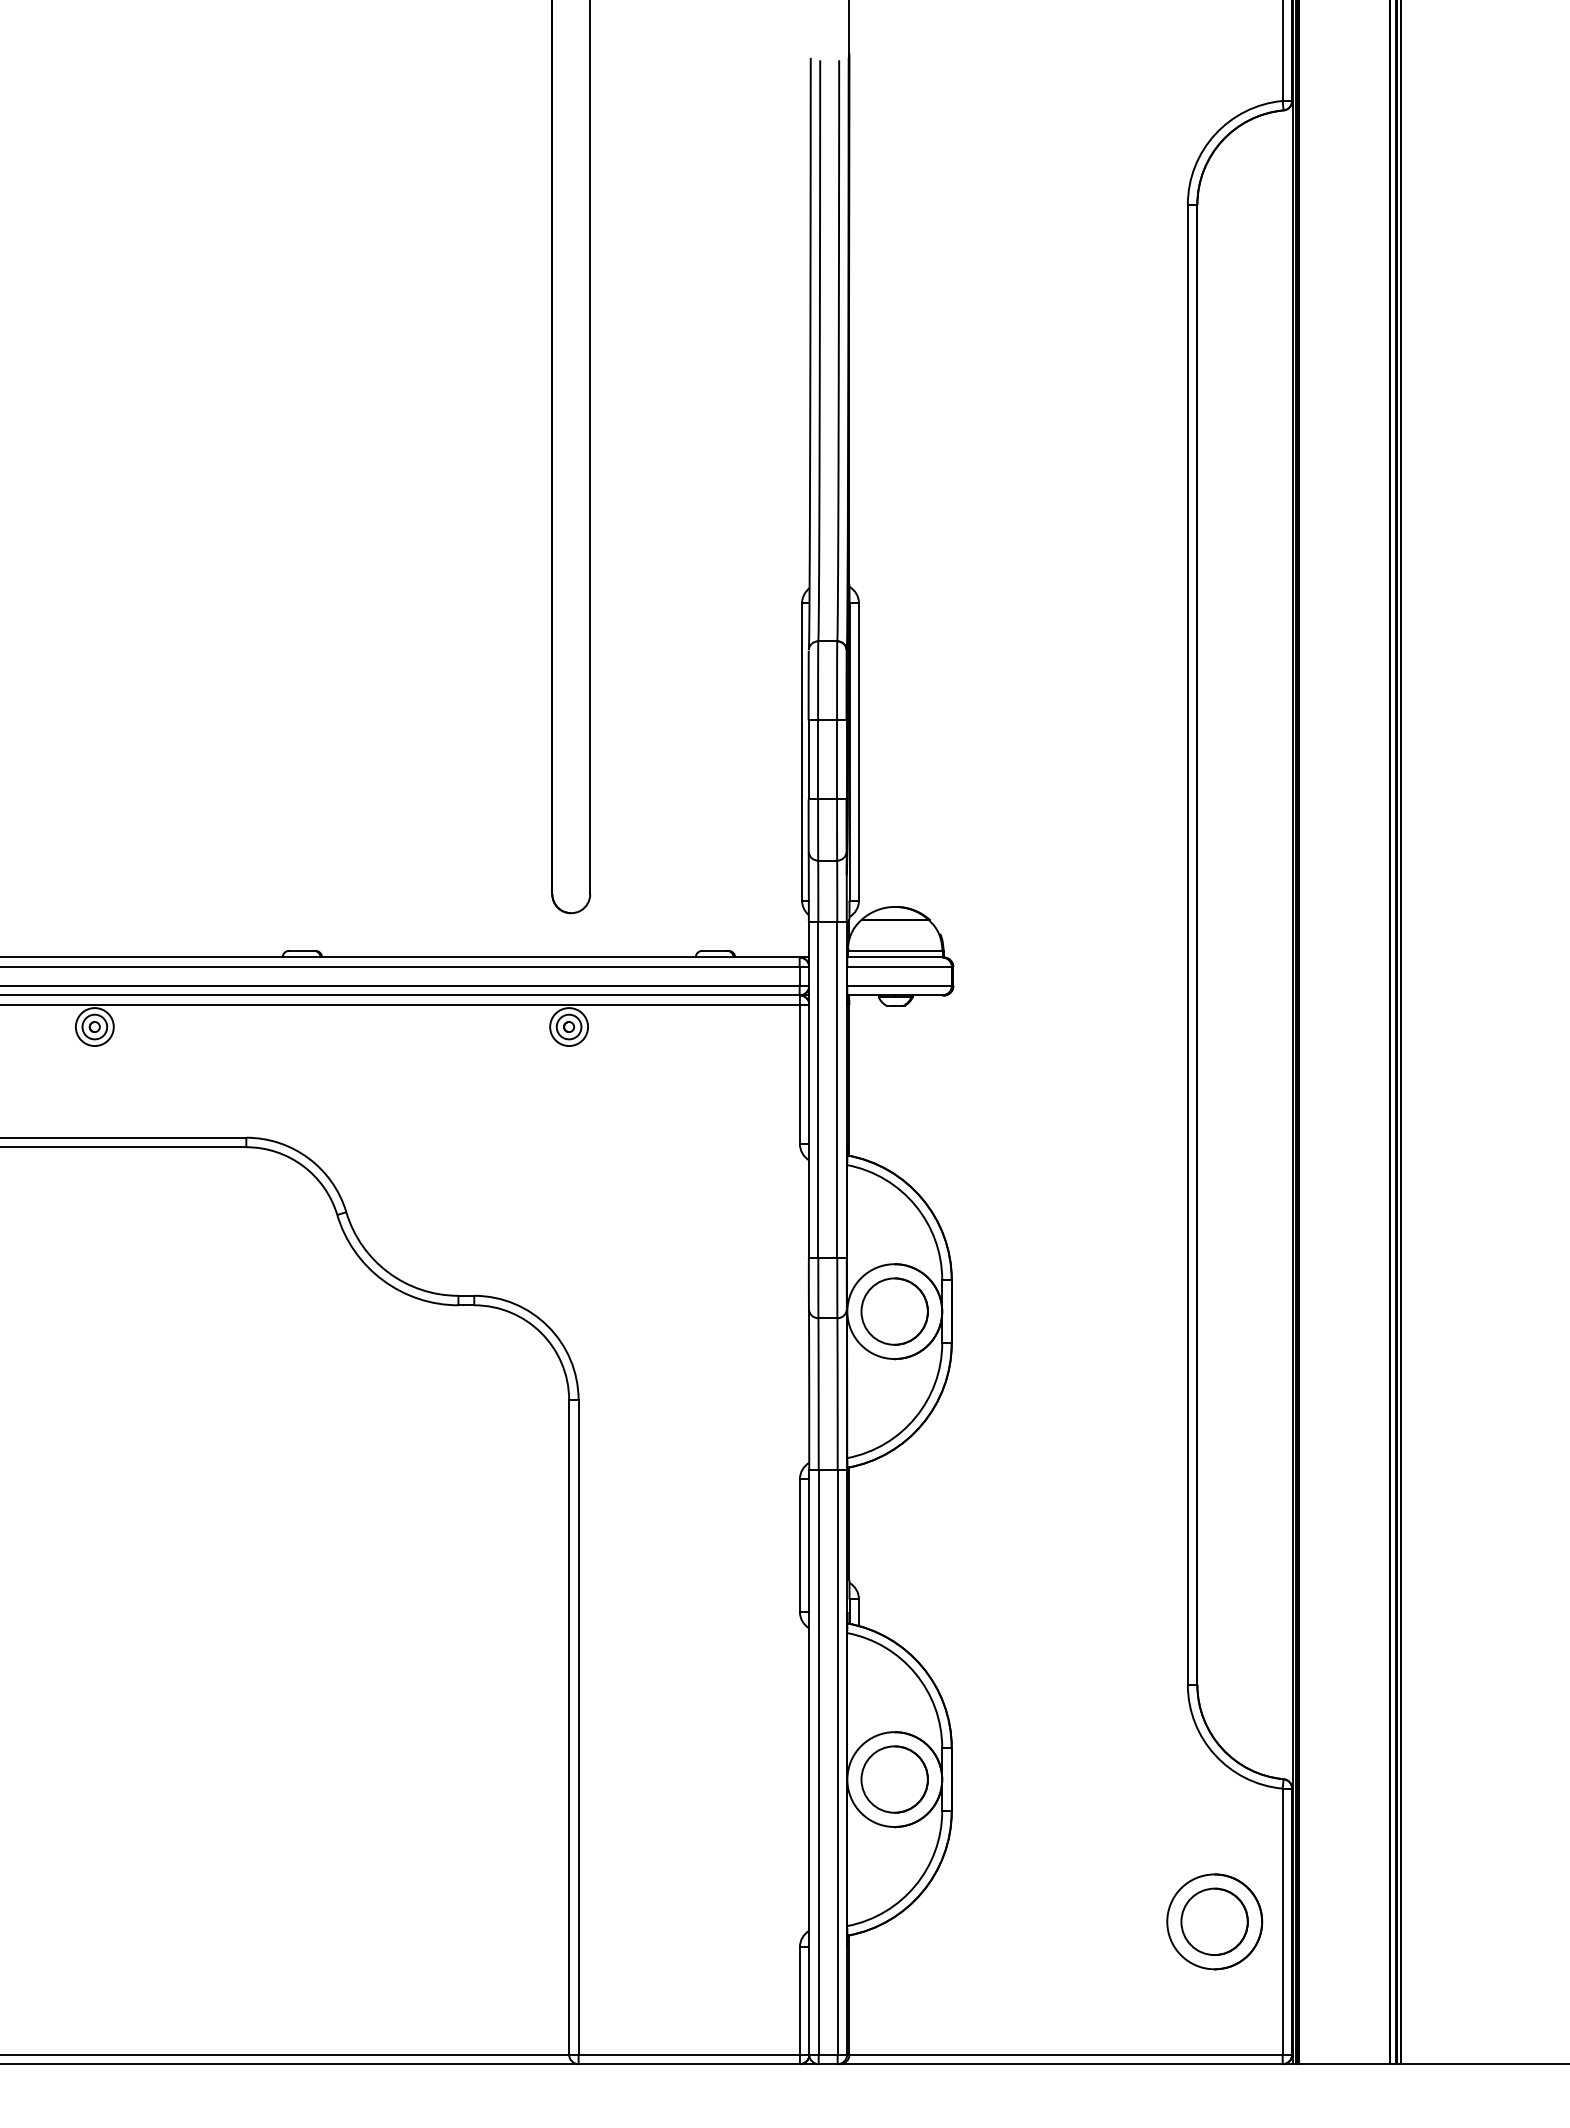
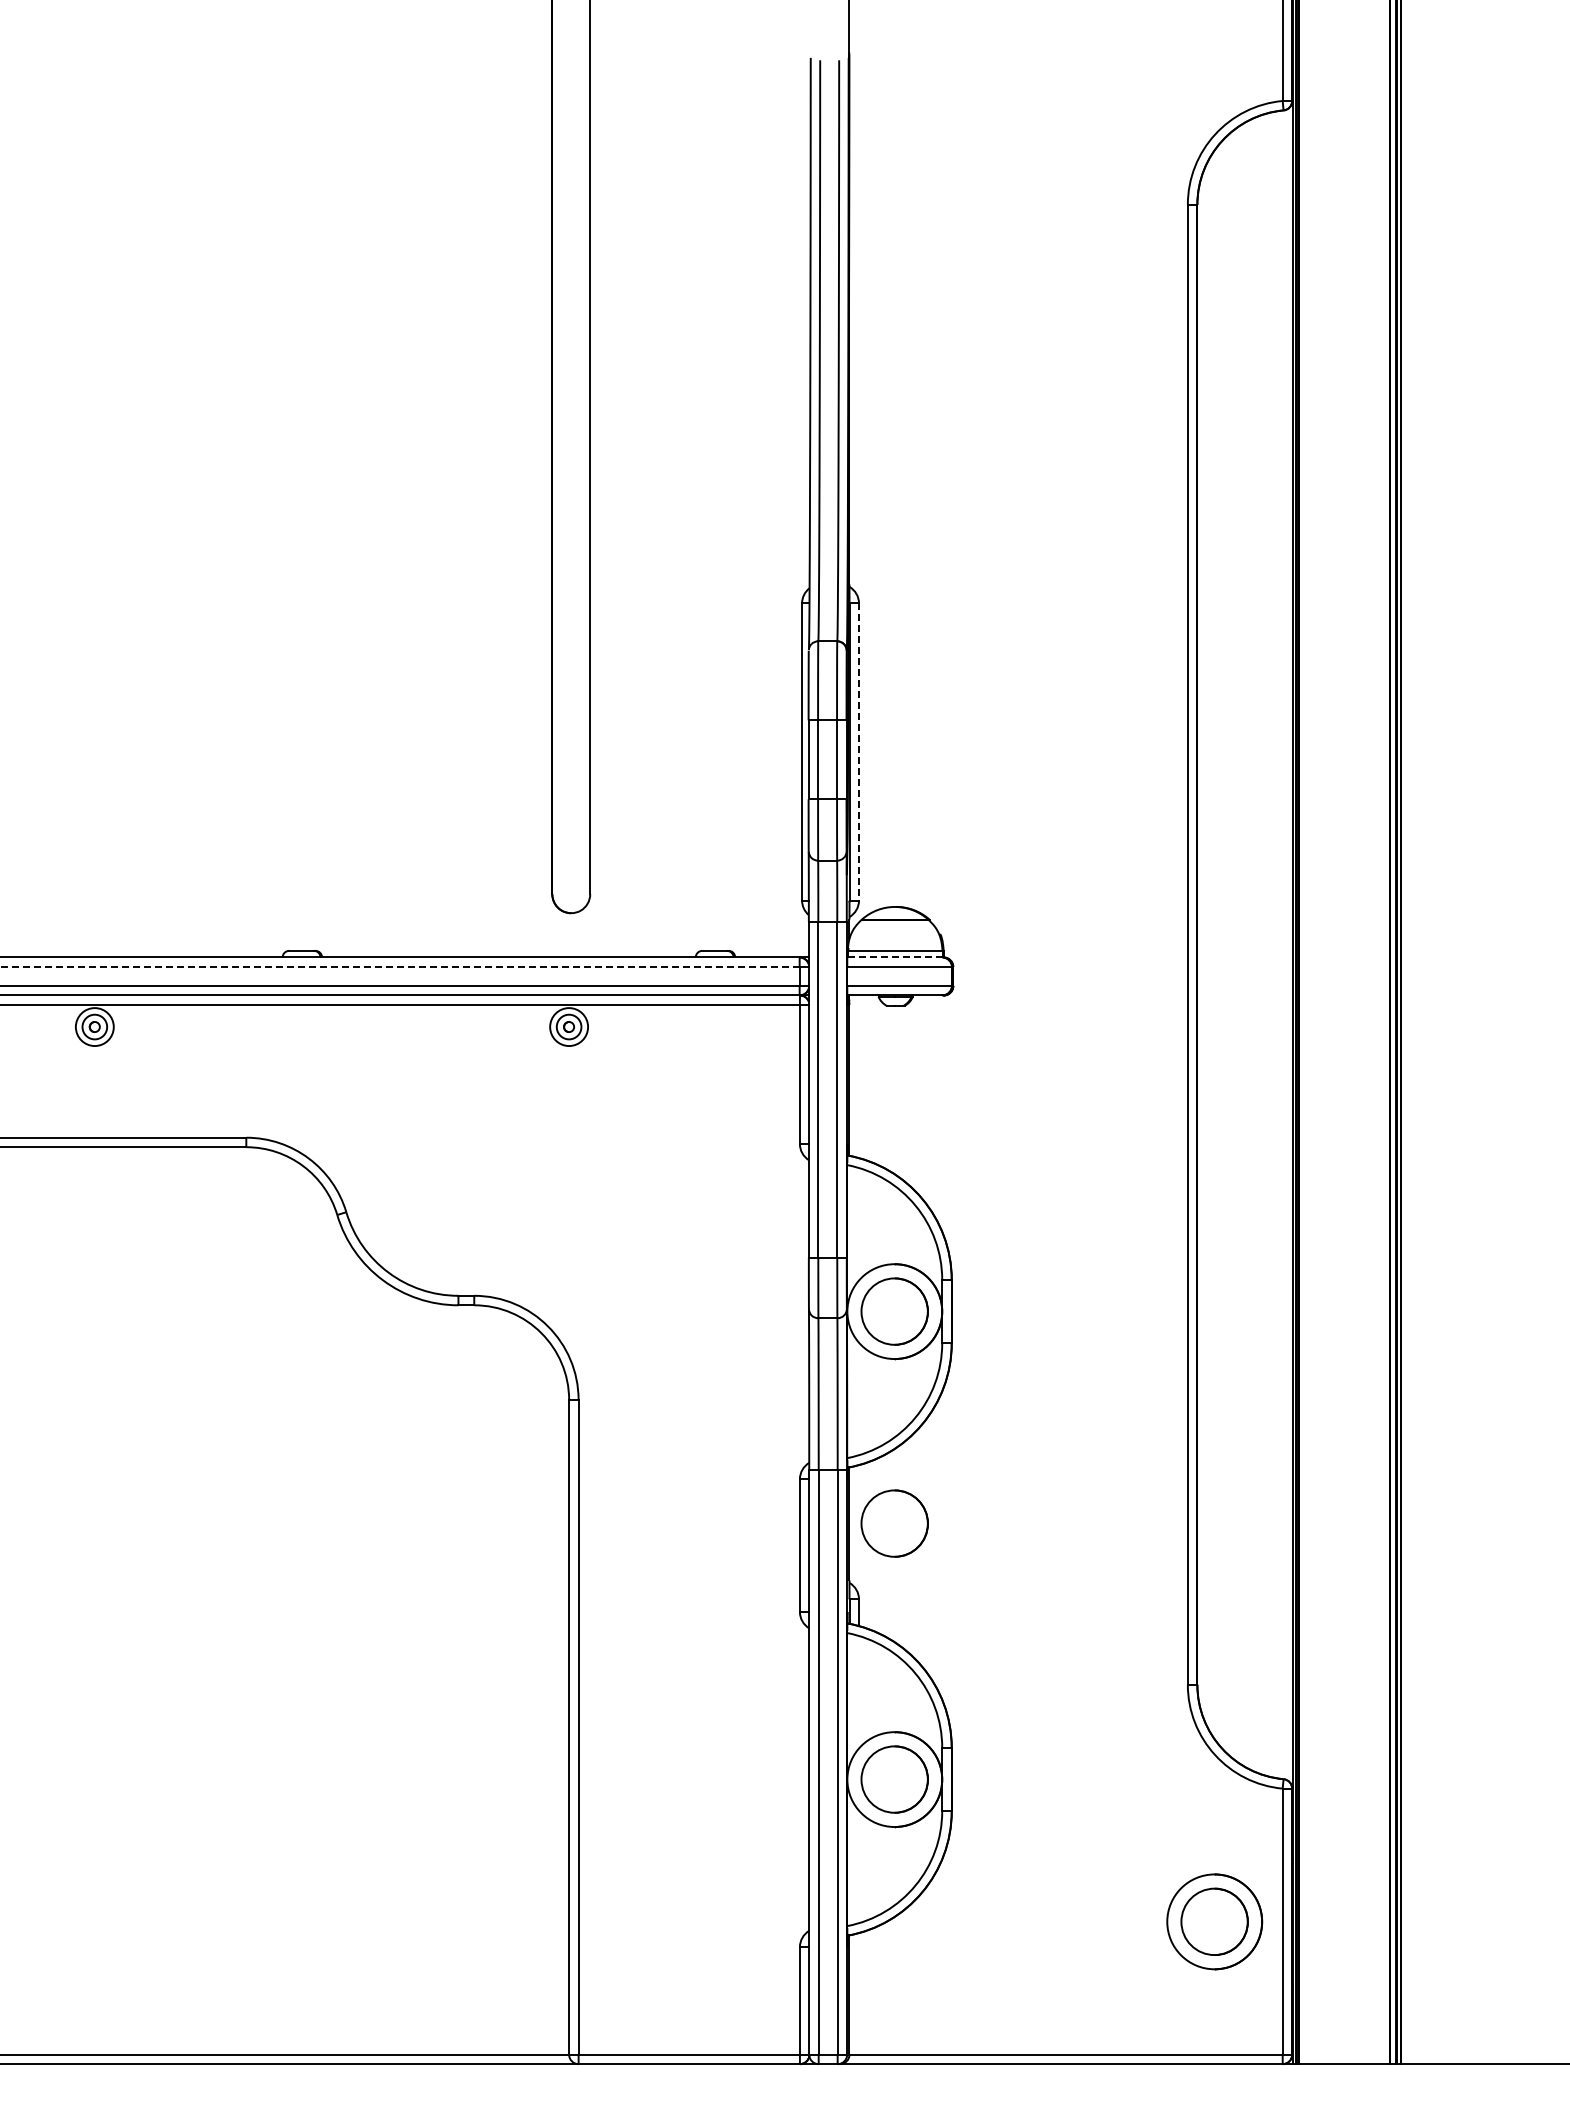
line: solid -> dashed (859, 751)
line: solid -> dashed (895, 957)
line: solid -> dashed (399, 966)
circle: none -> present (894, 1523)
